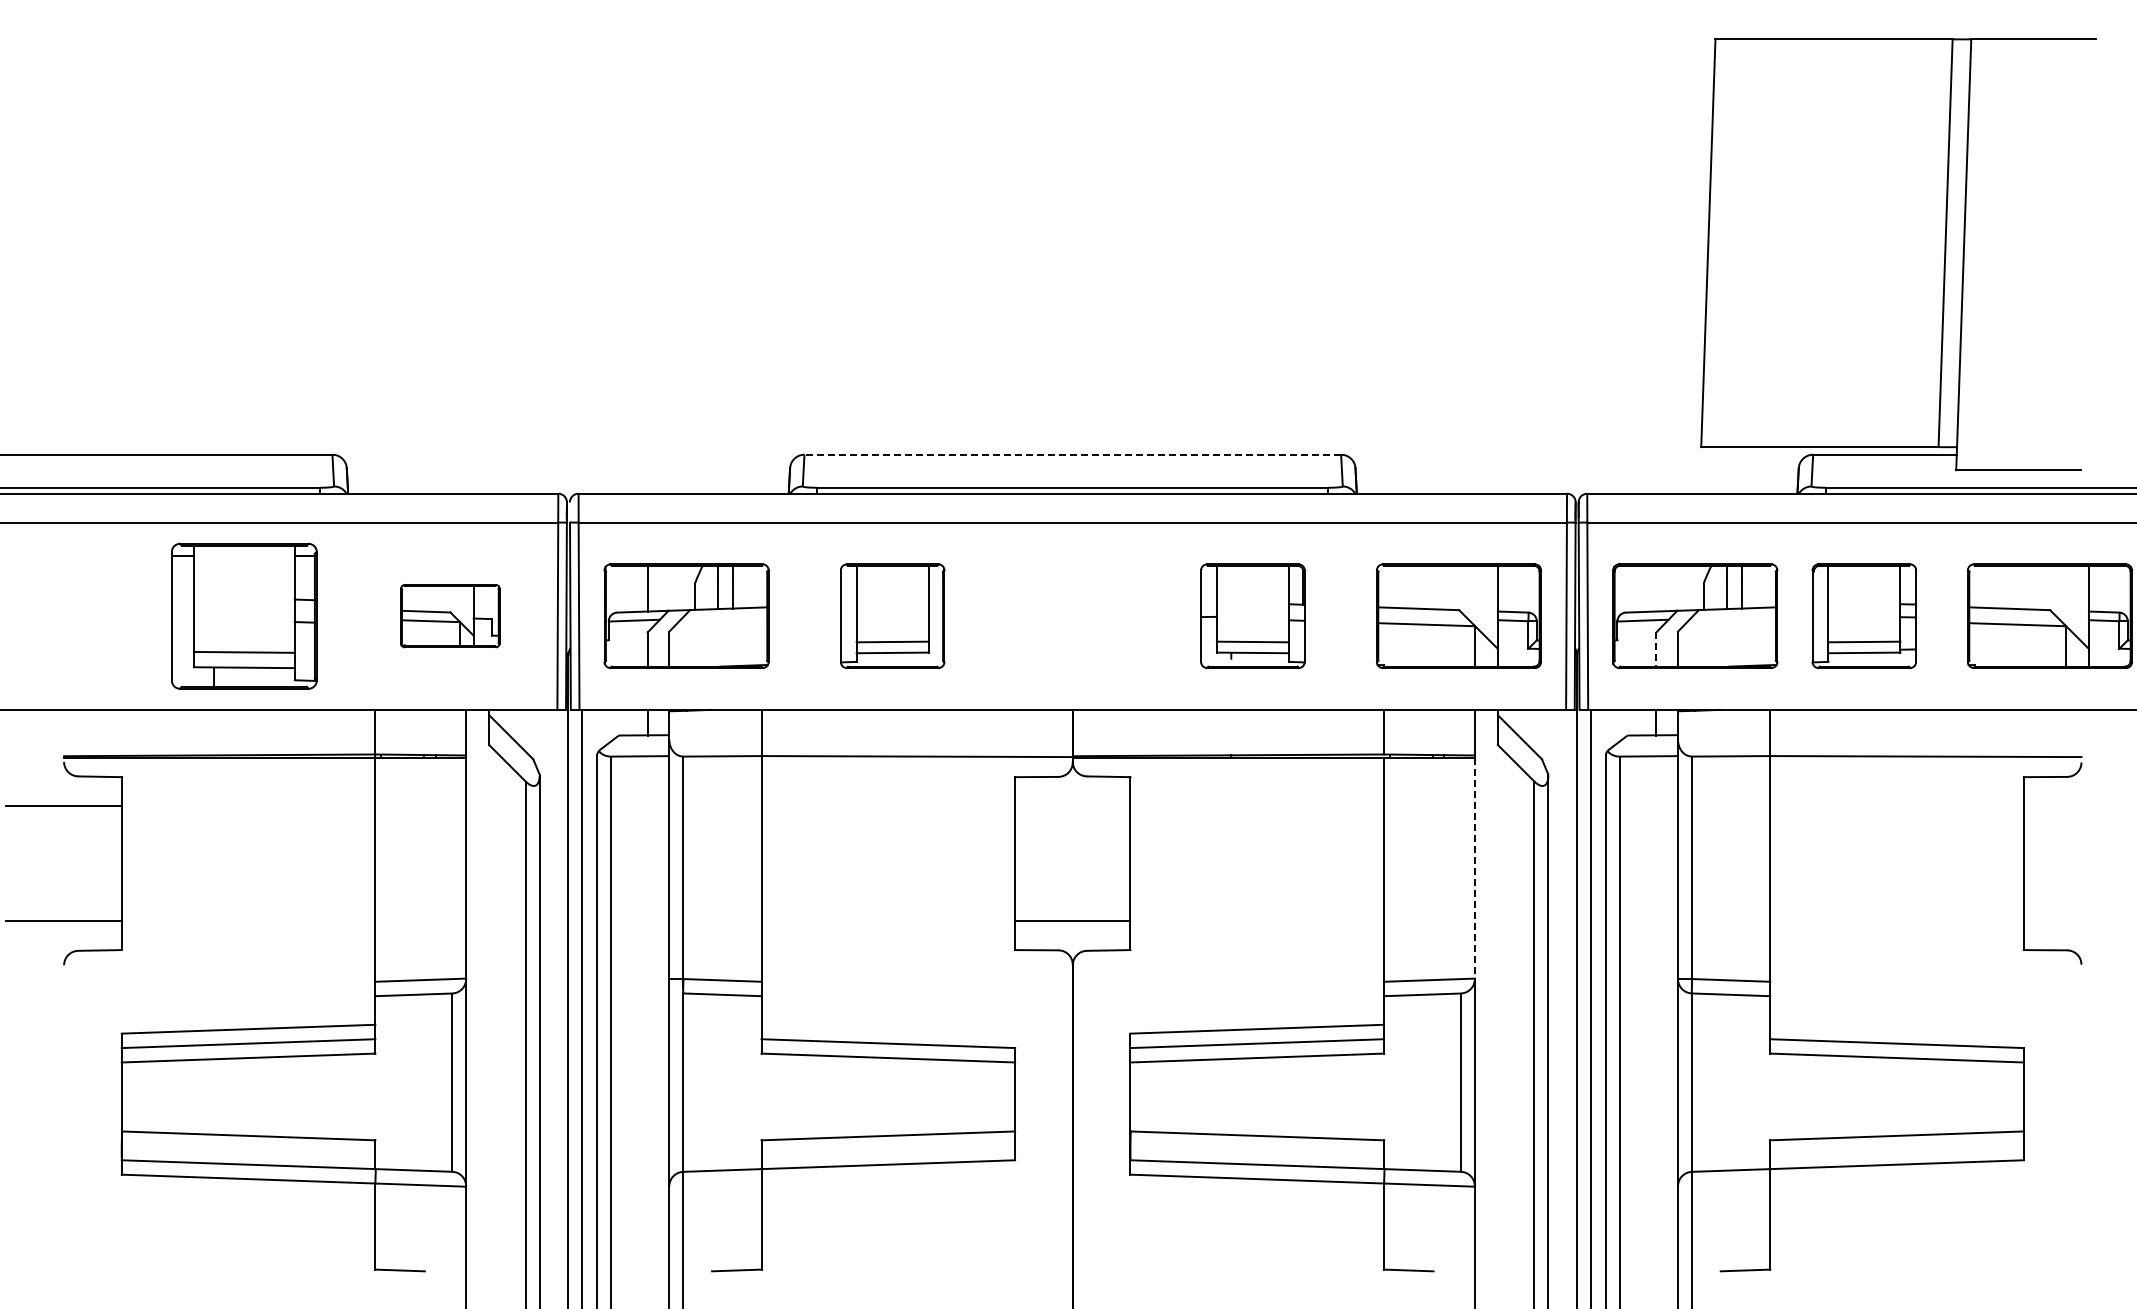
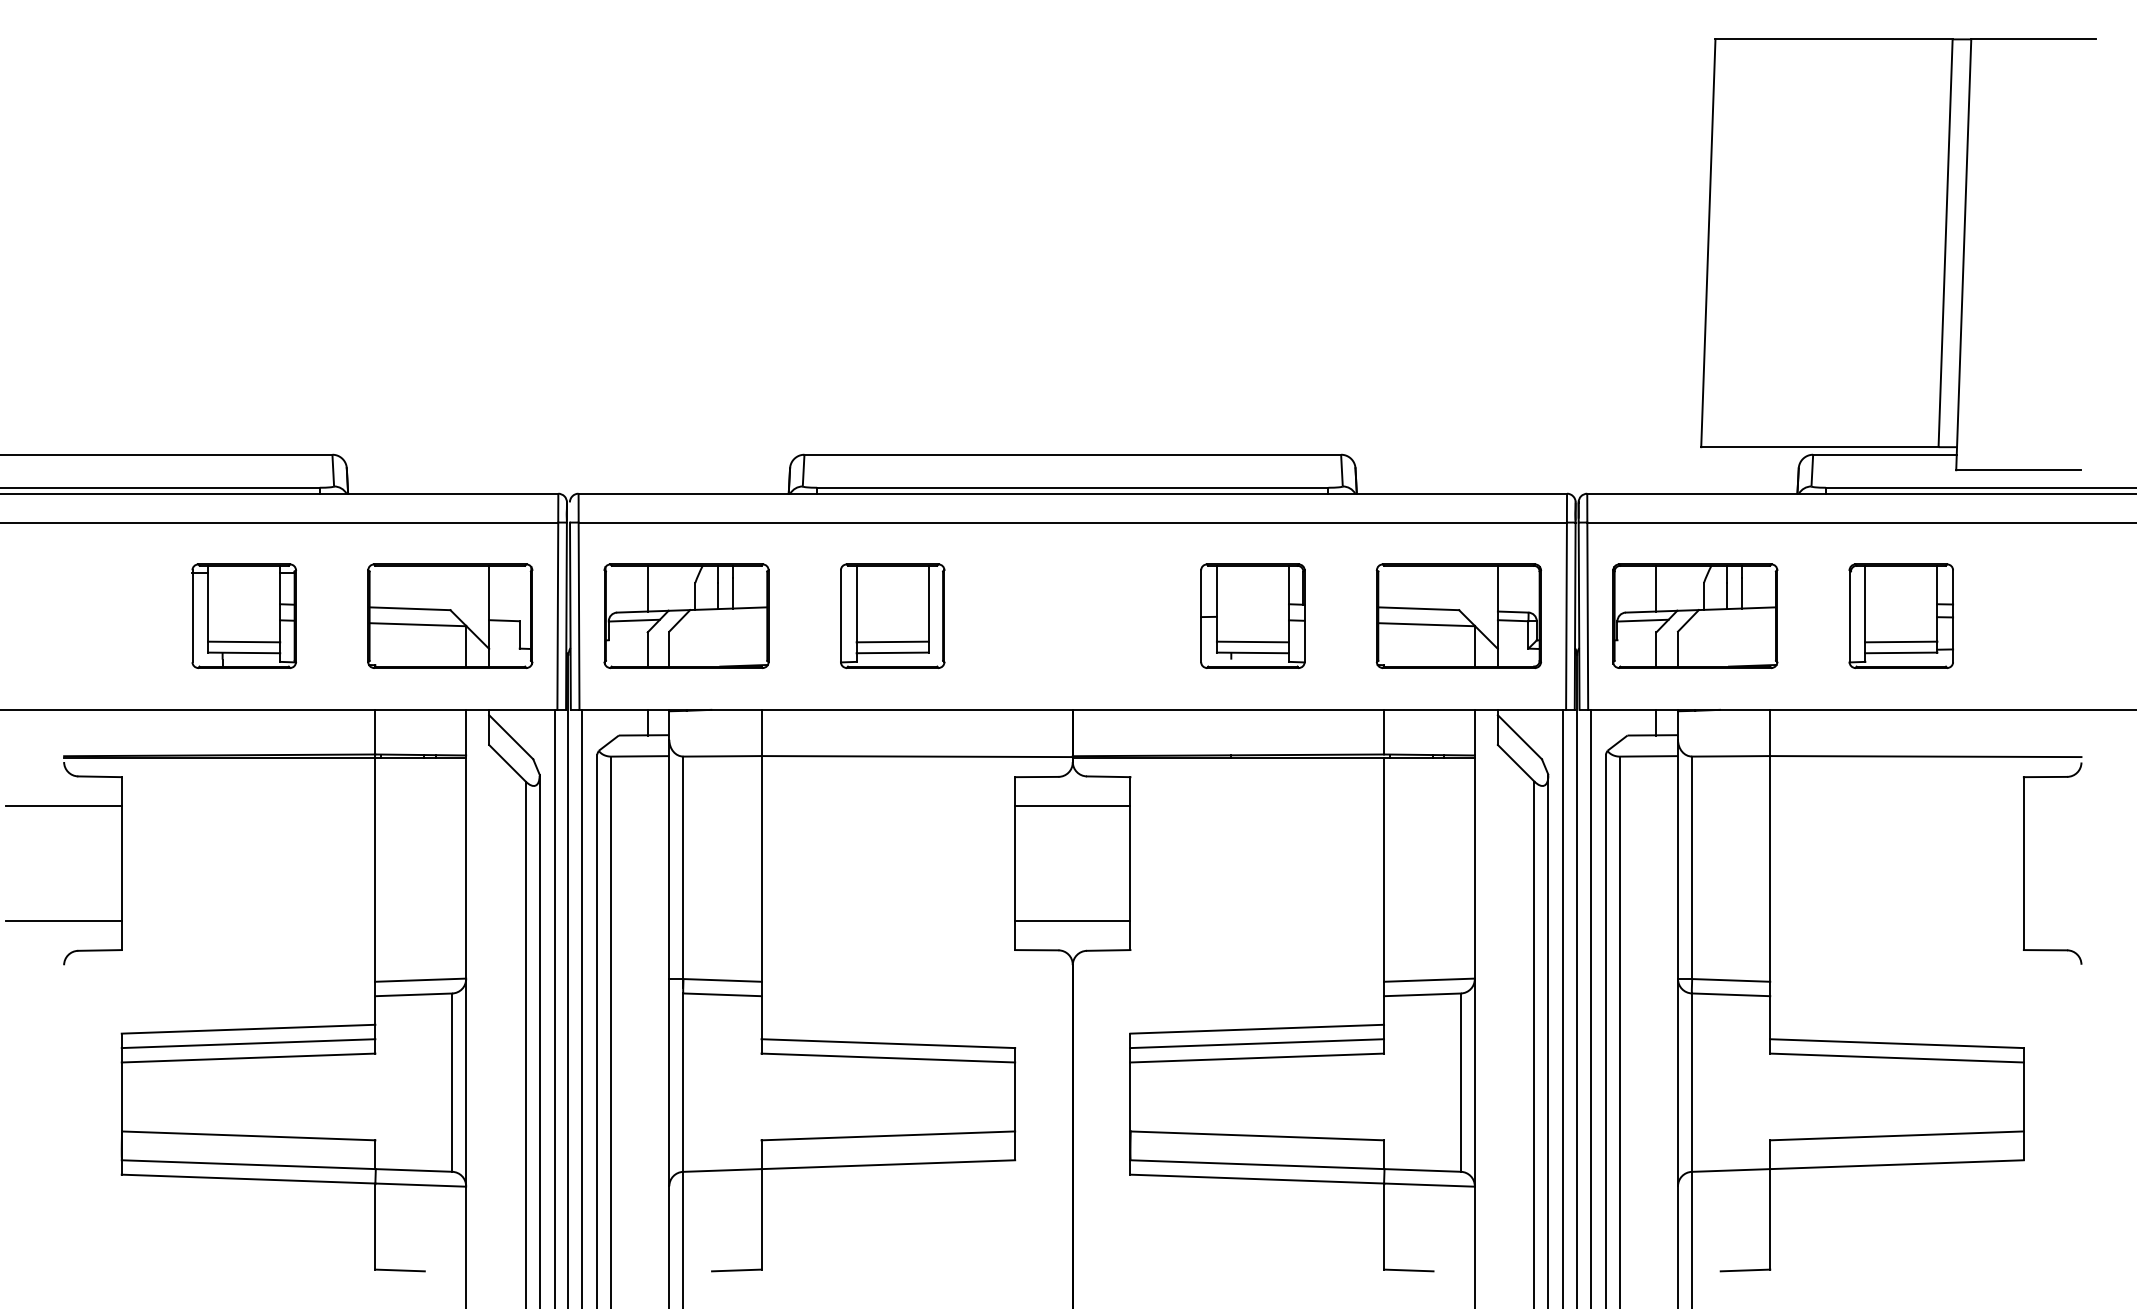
line: dashed -> solid (1072, 454)
line: none -> present (1656, 588)
part size: 147x148 px -> 106x106 px (243, 615)
part position: (1863, 615) -> (1900, 615) (1900, 615)
part: present -> none (2049, 615)
part size: 101x65 px -> 167x106 px (450, 615)
line: dashed -> solid (1656, 650)
line: none -> present (1072, 805)
line: dashed -> solid (1474, 868)
line: none -> present (554, 1007)
line: none -> present (1563, 1007)
